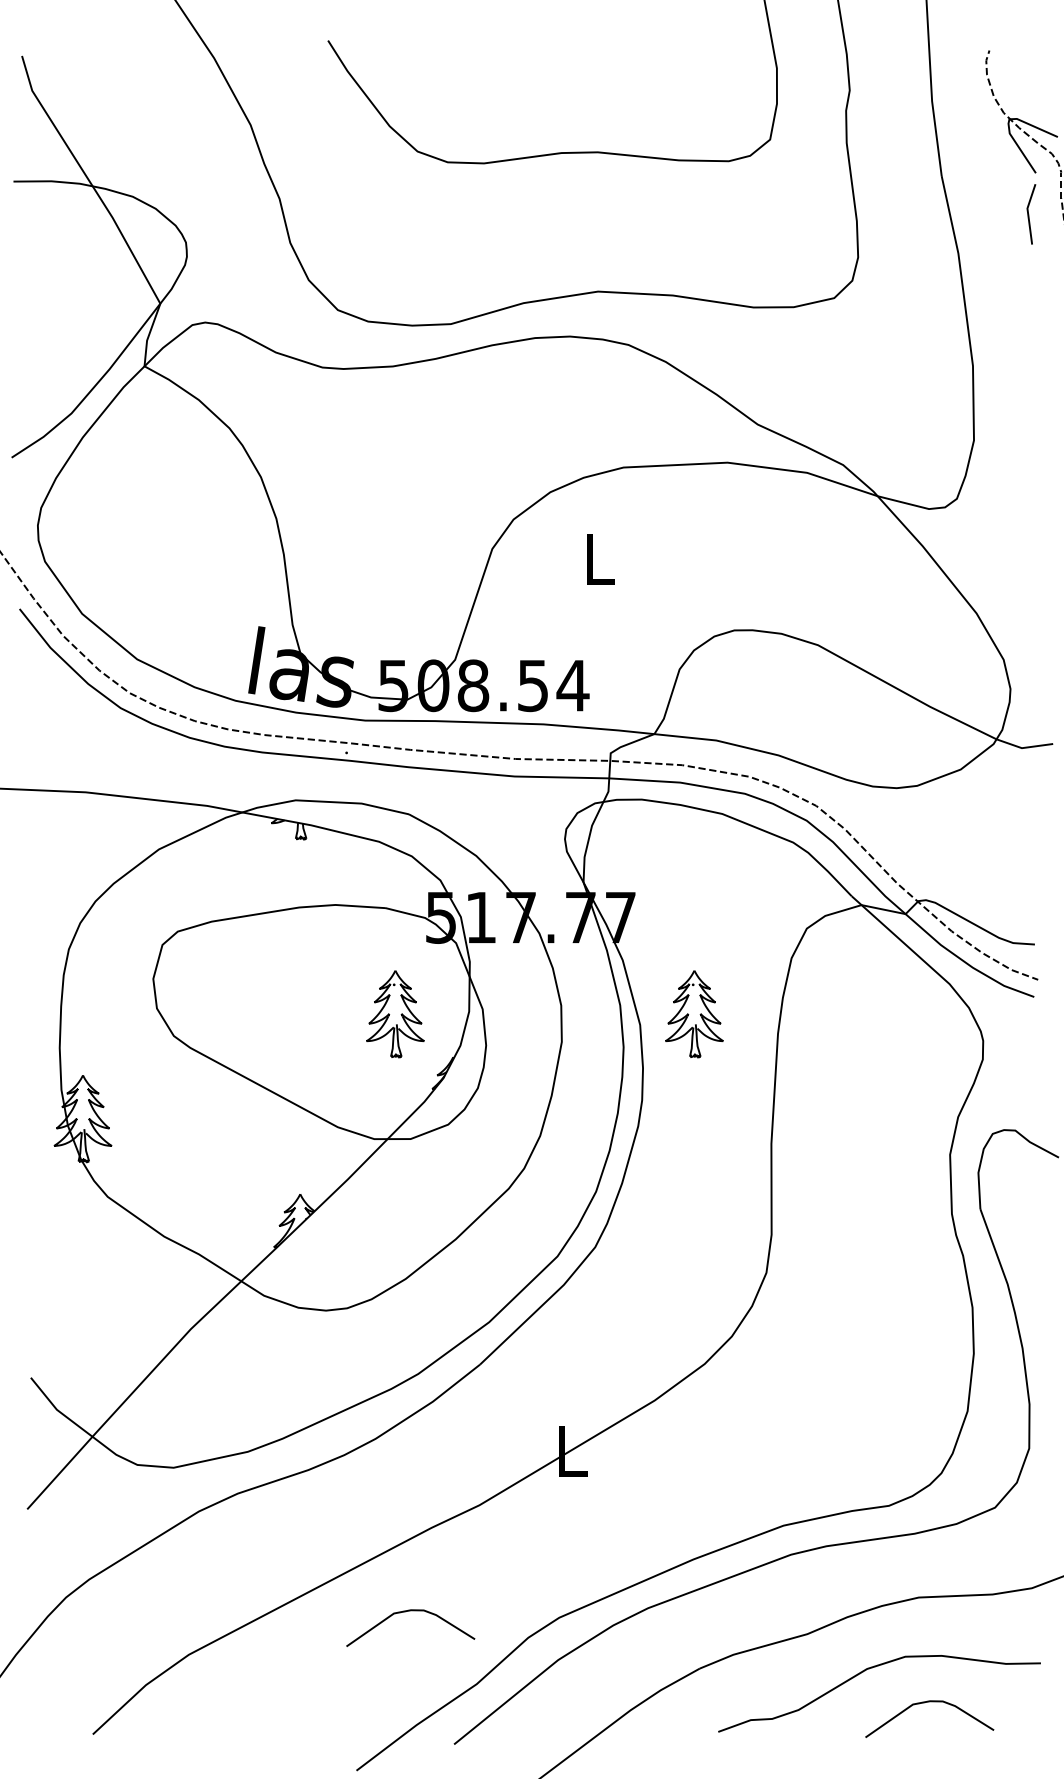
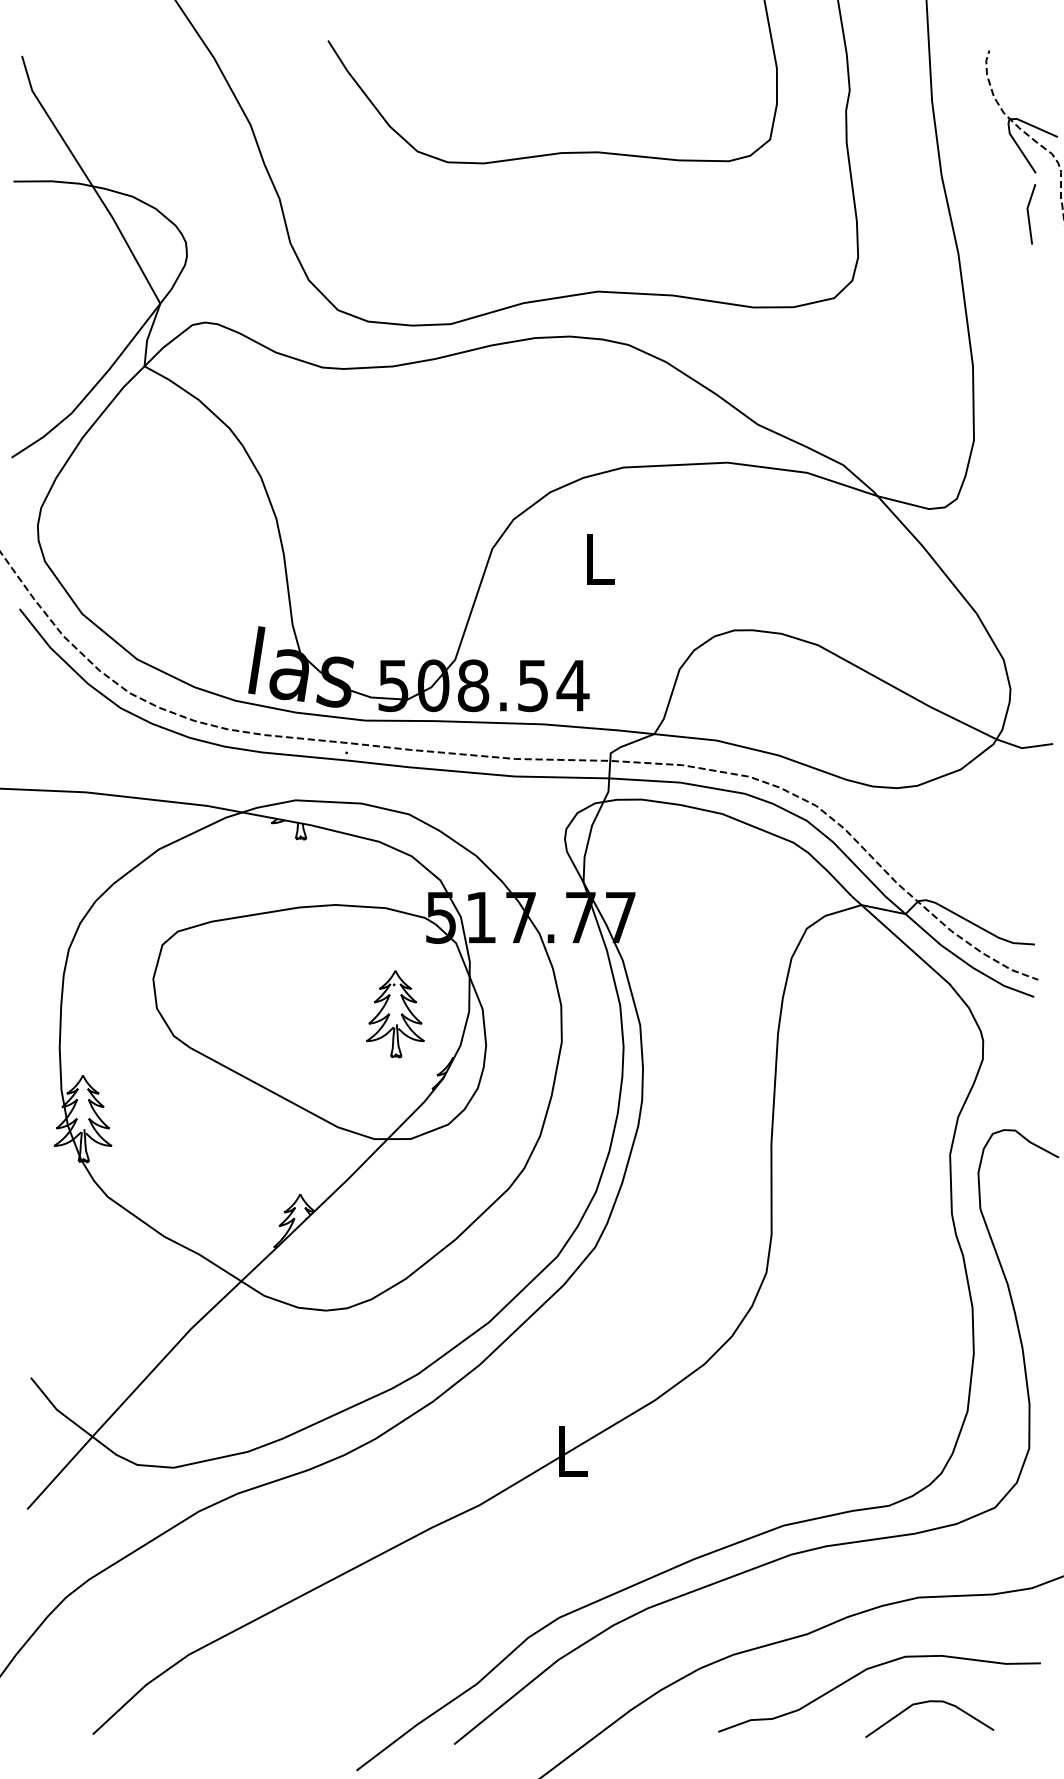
part: present -> none (694, 1014)
curve: present -> none (405, 1612)
